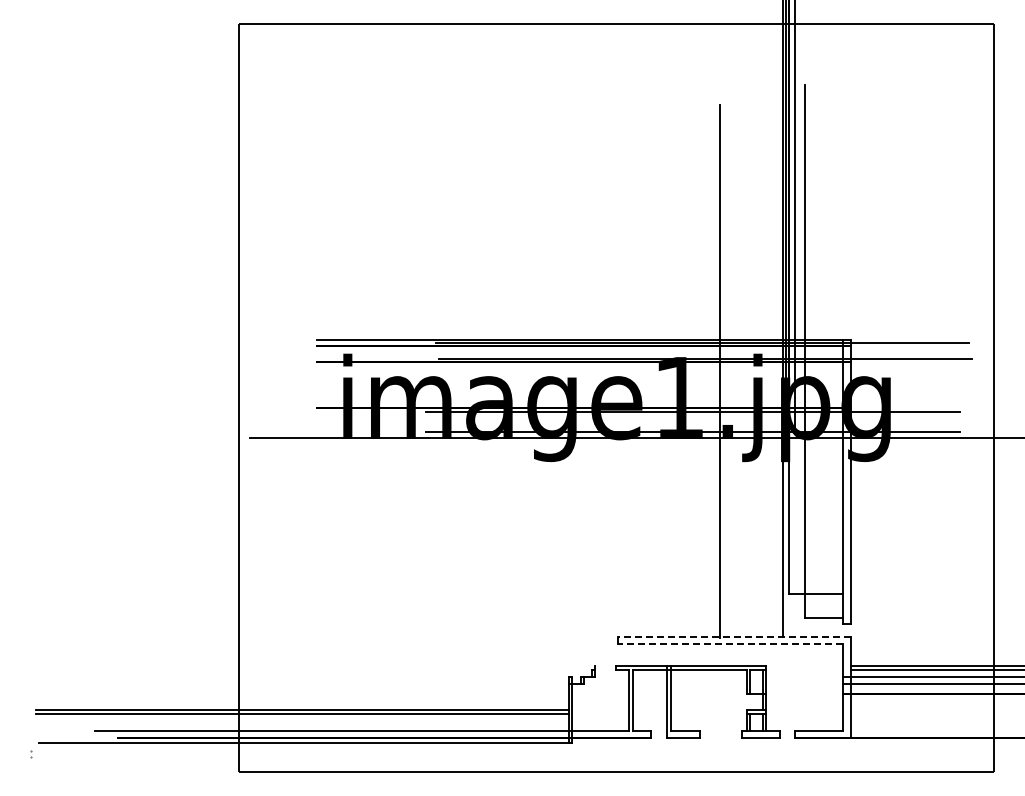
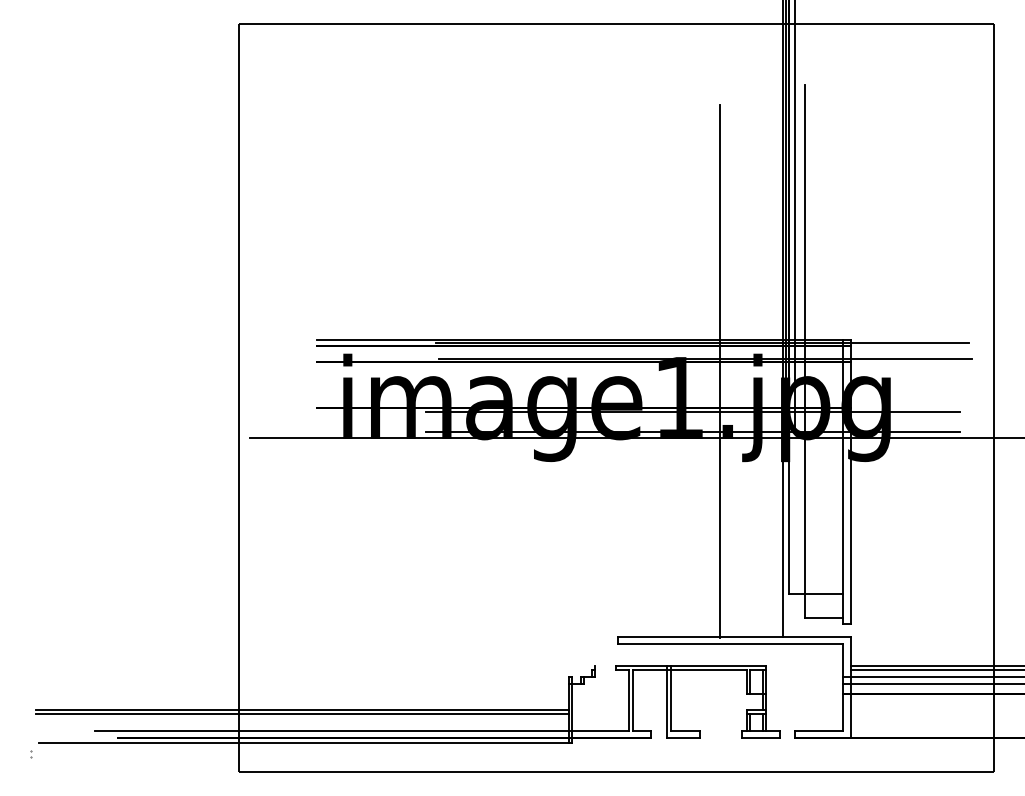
line: dashed -> solid (734, 637)
line: dashed -> solid (730, 644)
